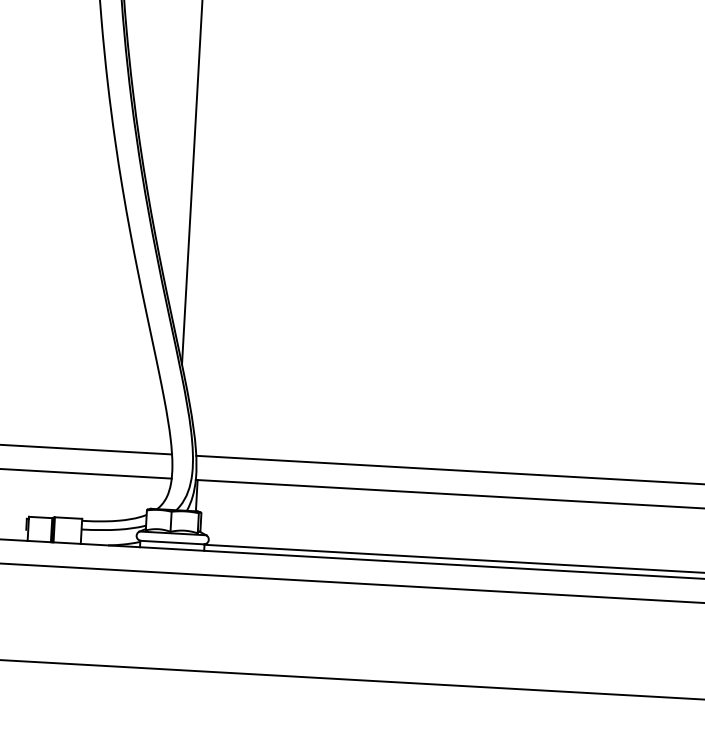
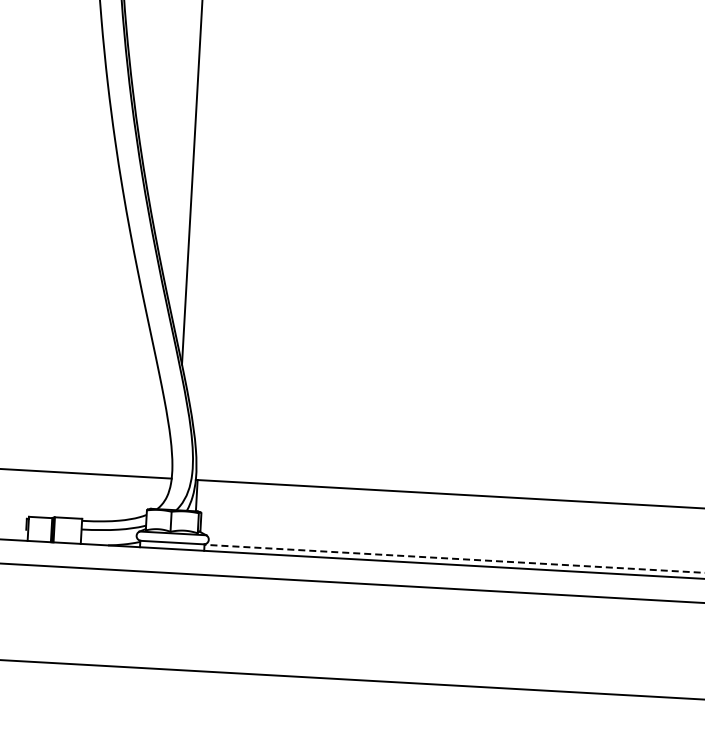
line: present -> none (87, 449)
line: present -> none (448, 469)
line: solid -> dashed (454, 558)
